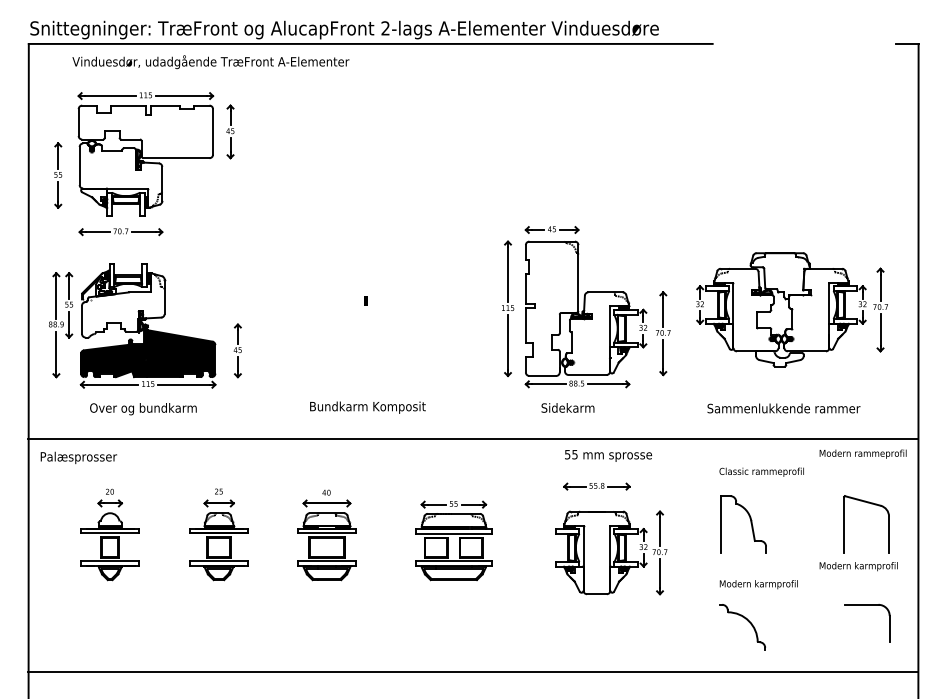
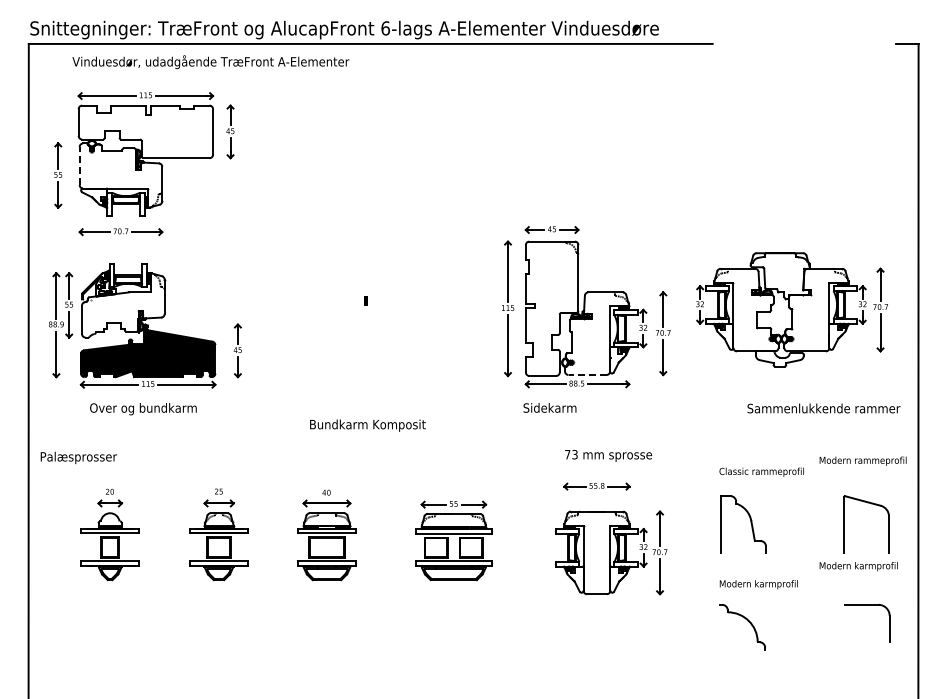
text: 2-lags -> 6-lags (385, 28)
line: solid -> dashed (79, 165)
line: solid -> dashed (587, 374)
text position: (367, 407) -> (367, 425) (367, 425)
text position: (567, 407) -> (549, 407) (549, 407)
text position: (783, 408) -> (823, 408) (823, 408)
line: present -> none (473, 439)
text position: (862, 453) -> (862, 460) (862, 460)
text: 55 -> 73 (571, 454)
line: present -> none (473, 672)
